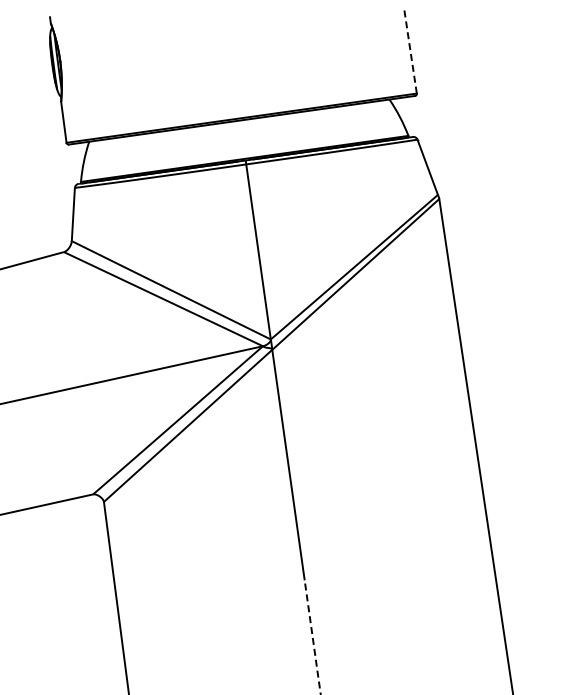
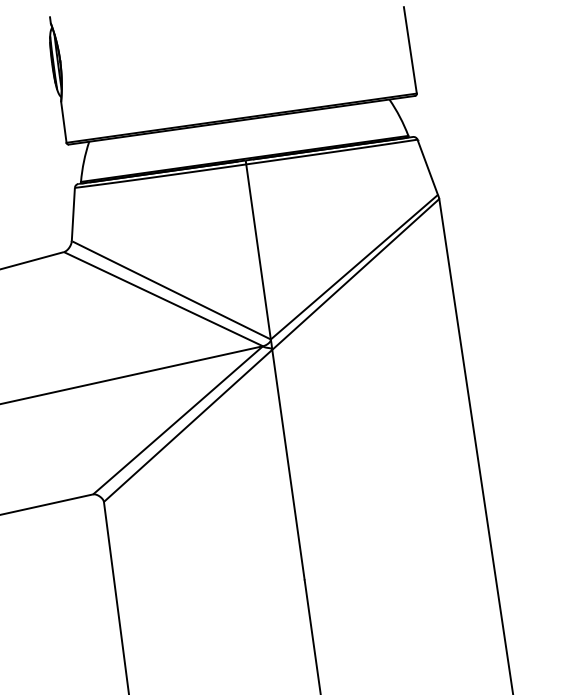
line: dashed -> solid (410, 50)
line: dashed -> solid (312, 637)
